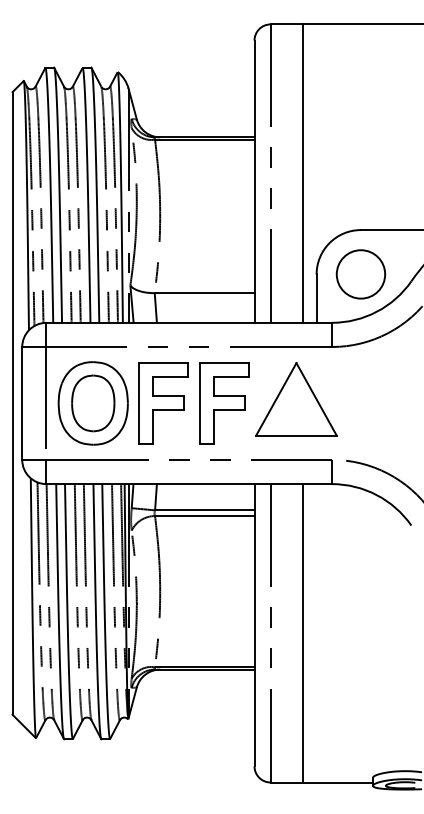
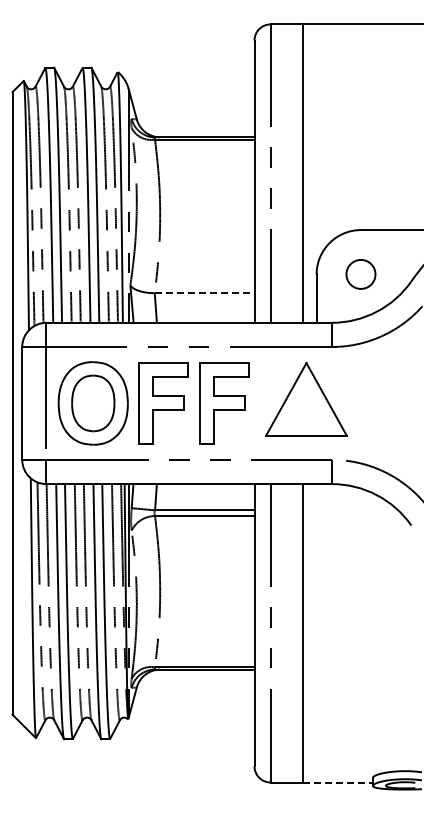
circle diameter: 48 px -> 29 px (360, 273)
line: solid -> dashed (204, 293)
part position: (296, 399) -> (306, 399) (306, 399)
line: solid -> dashed (338, 782)
